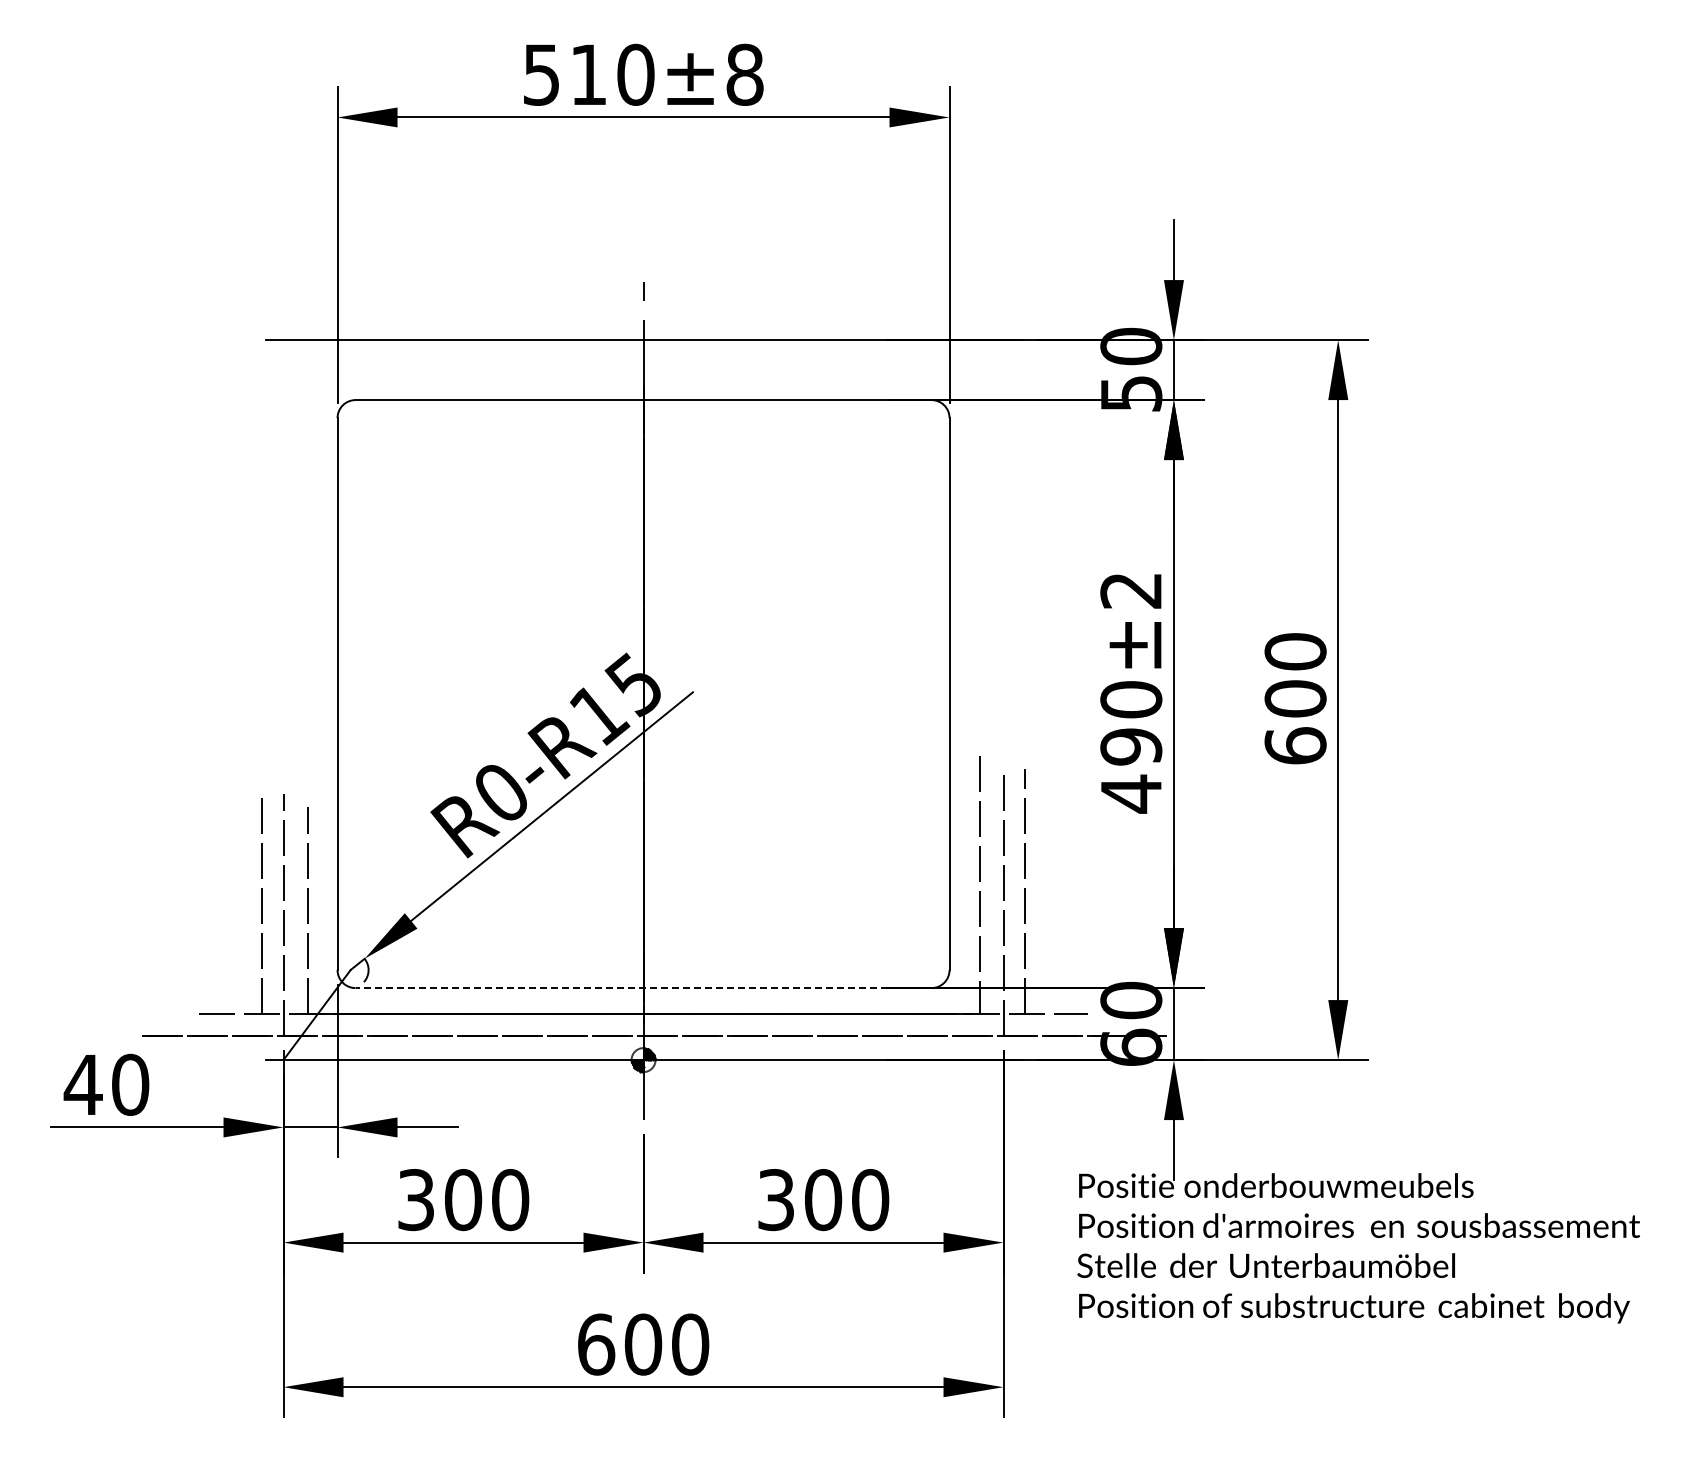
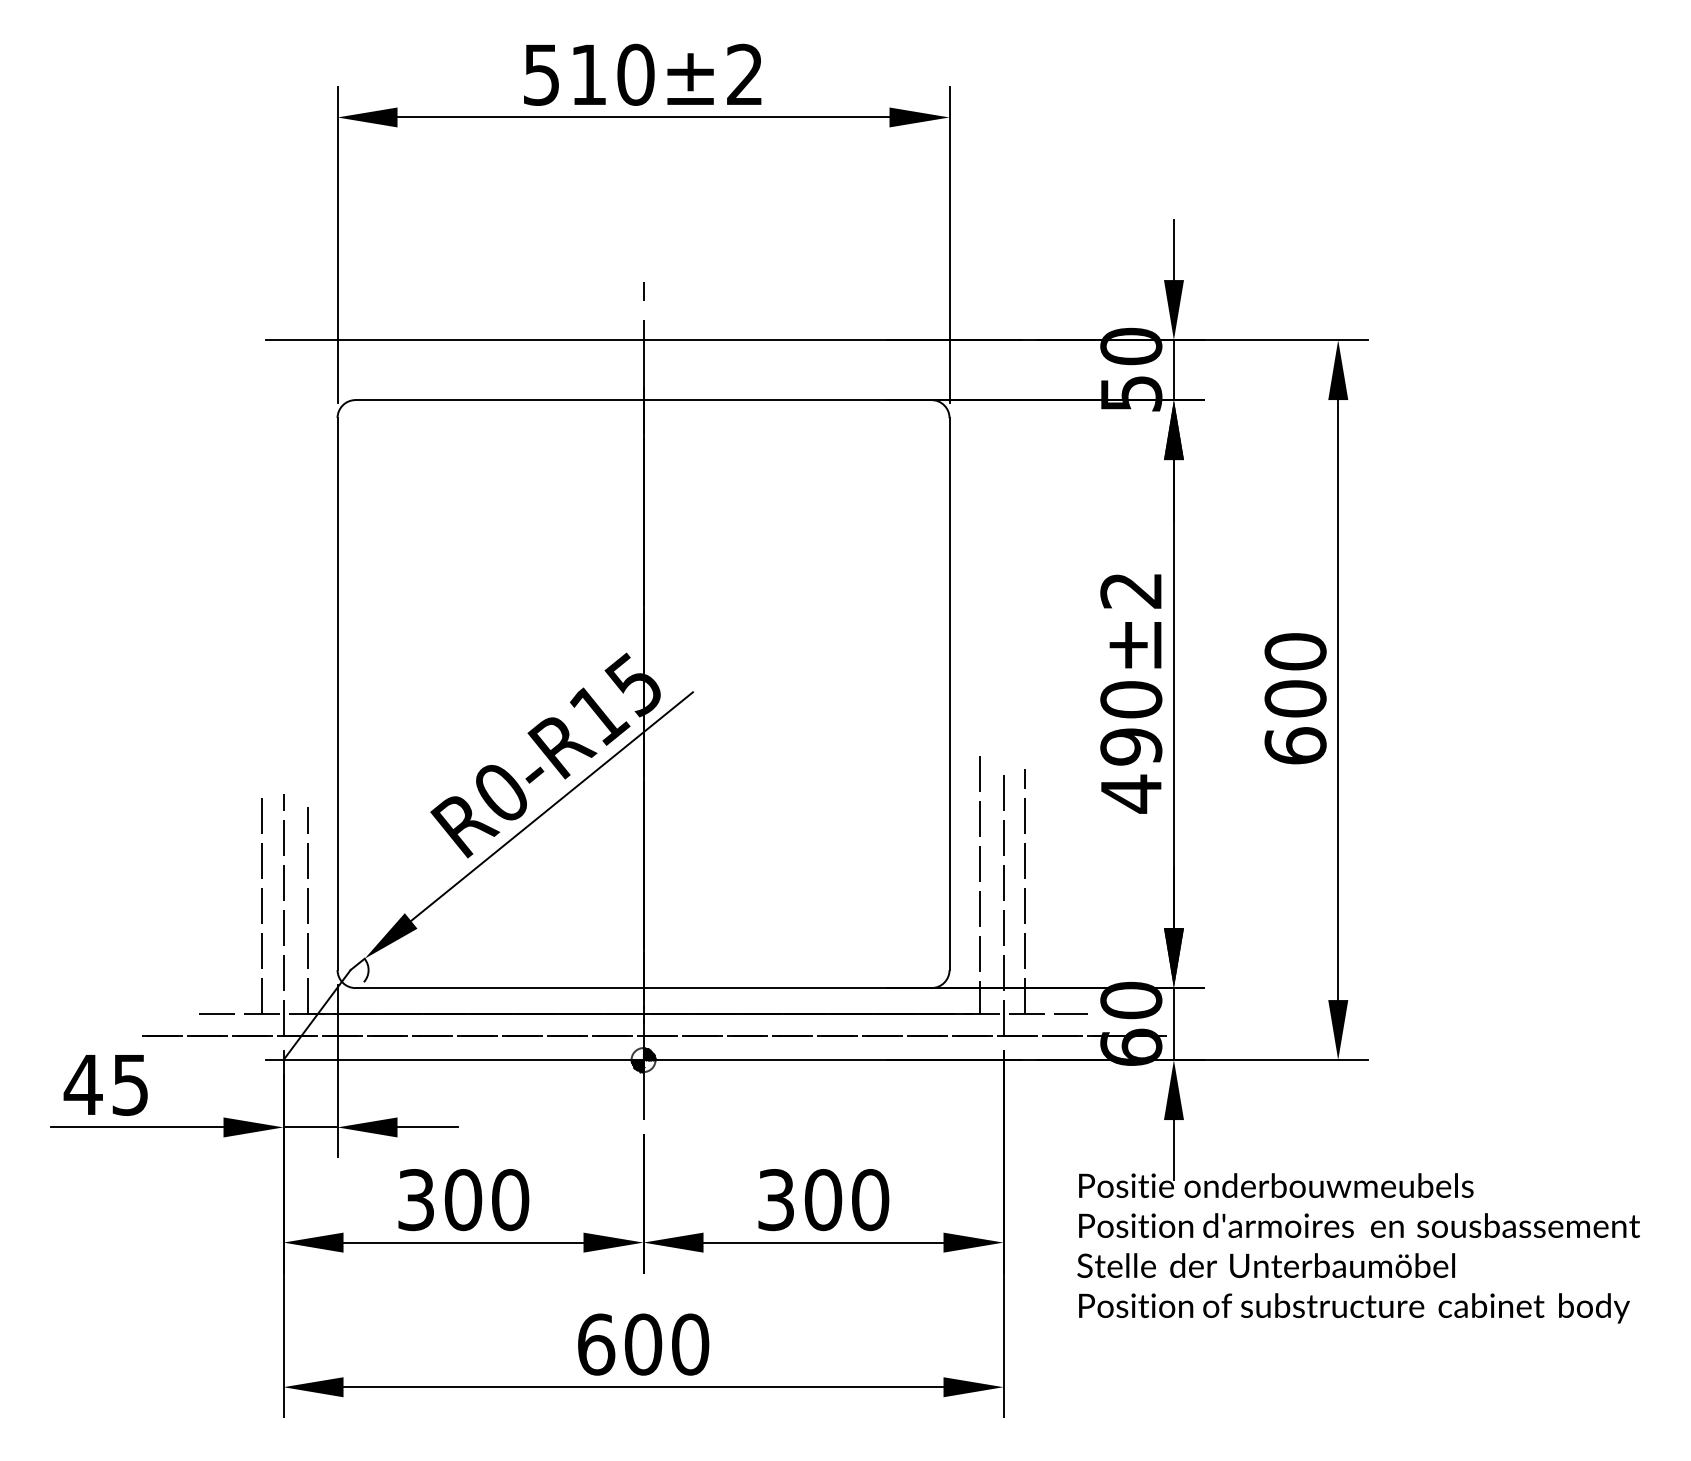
text: 510±8 -> 510±2 (744, 74)
line: dashed -> solid (643, 988)
text: 40 -> 45 (130, 1084)
